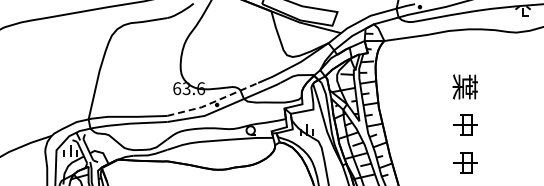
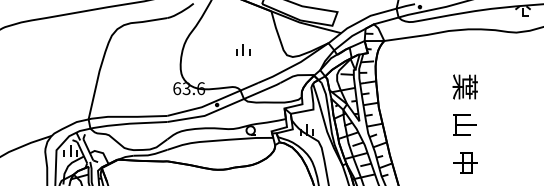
part: none -> present (243, 49)
line: dashed -> solid (214, 101)
text: 中 -> 山 (465, 124)
